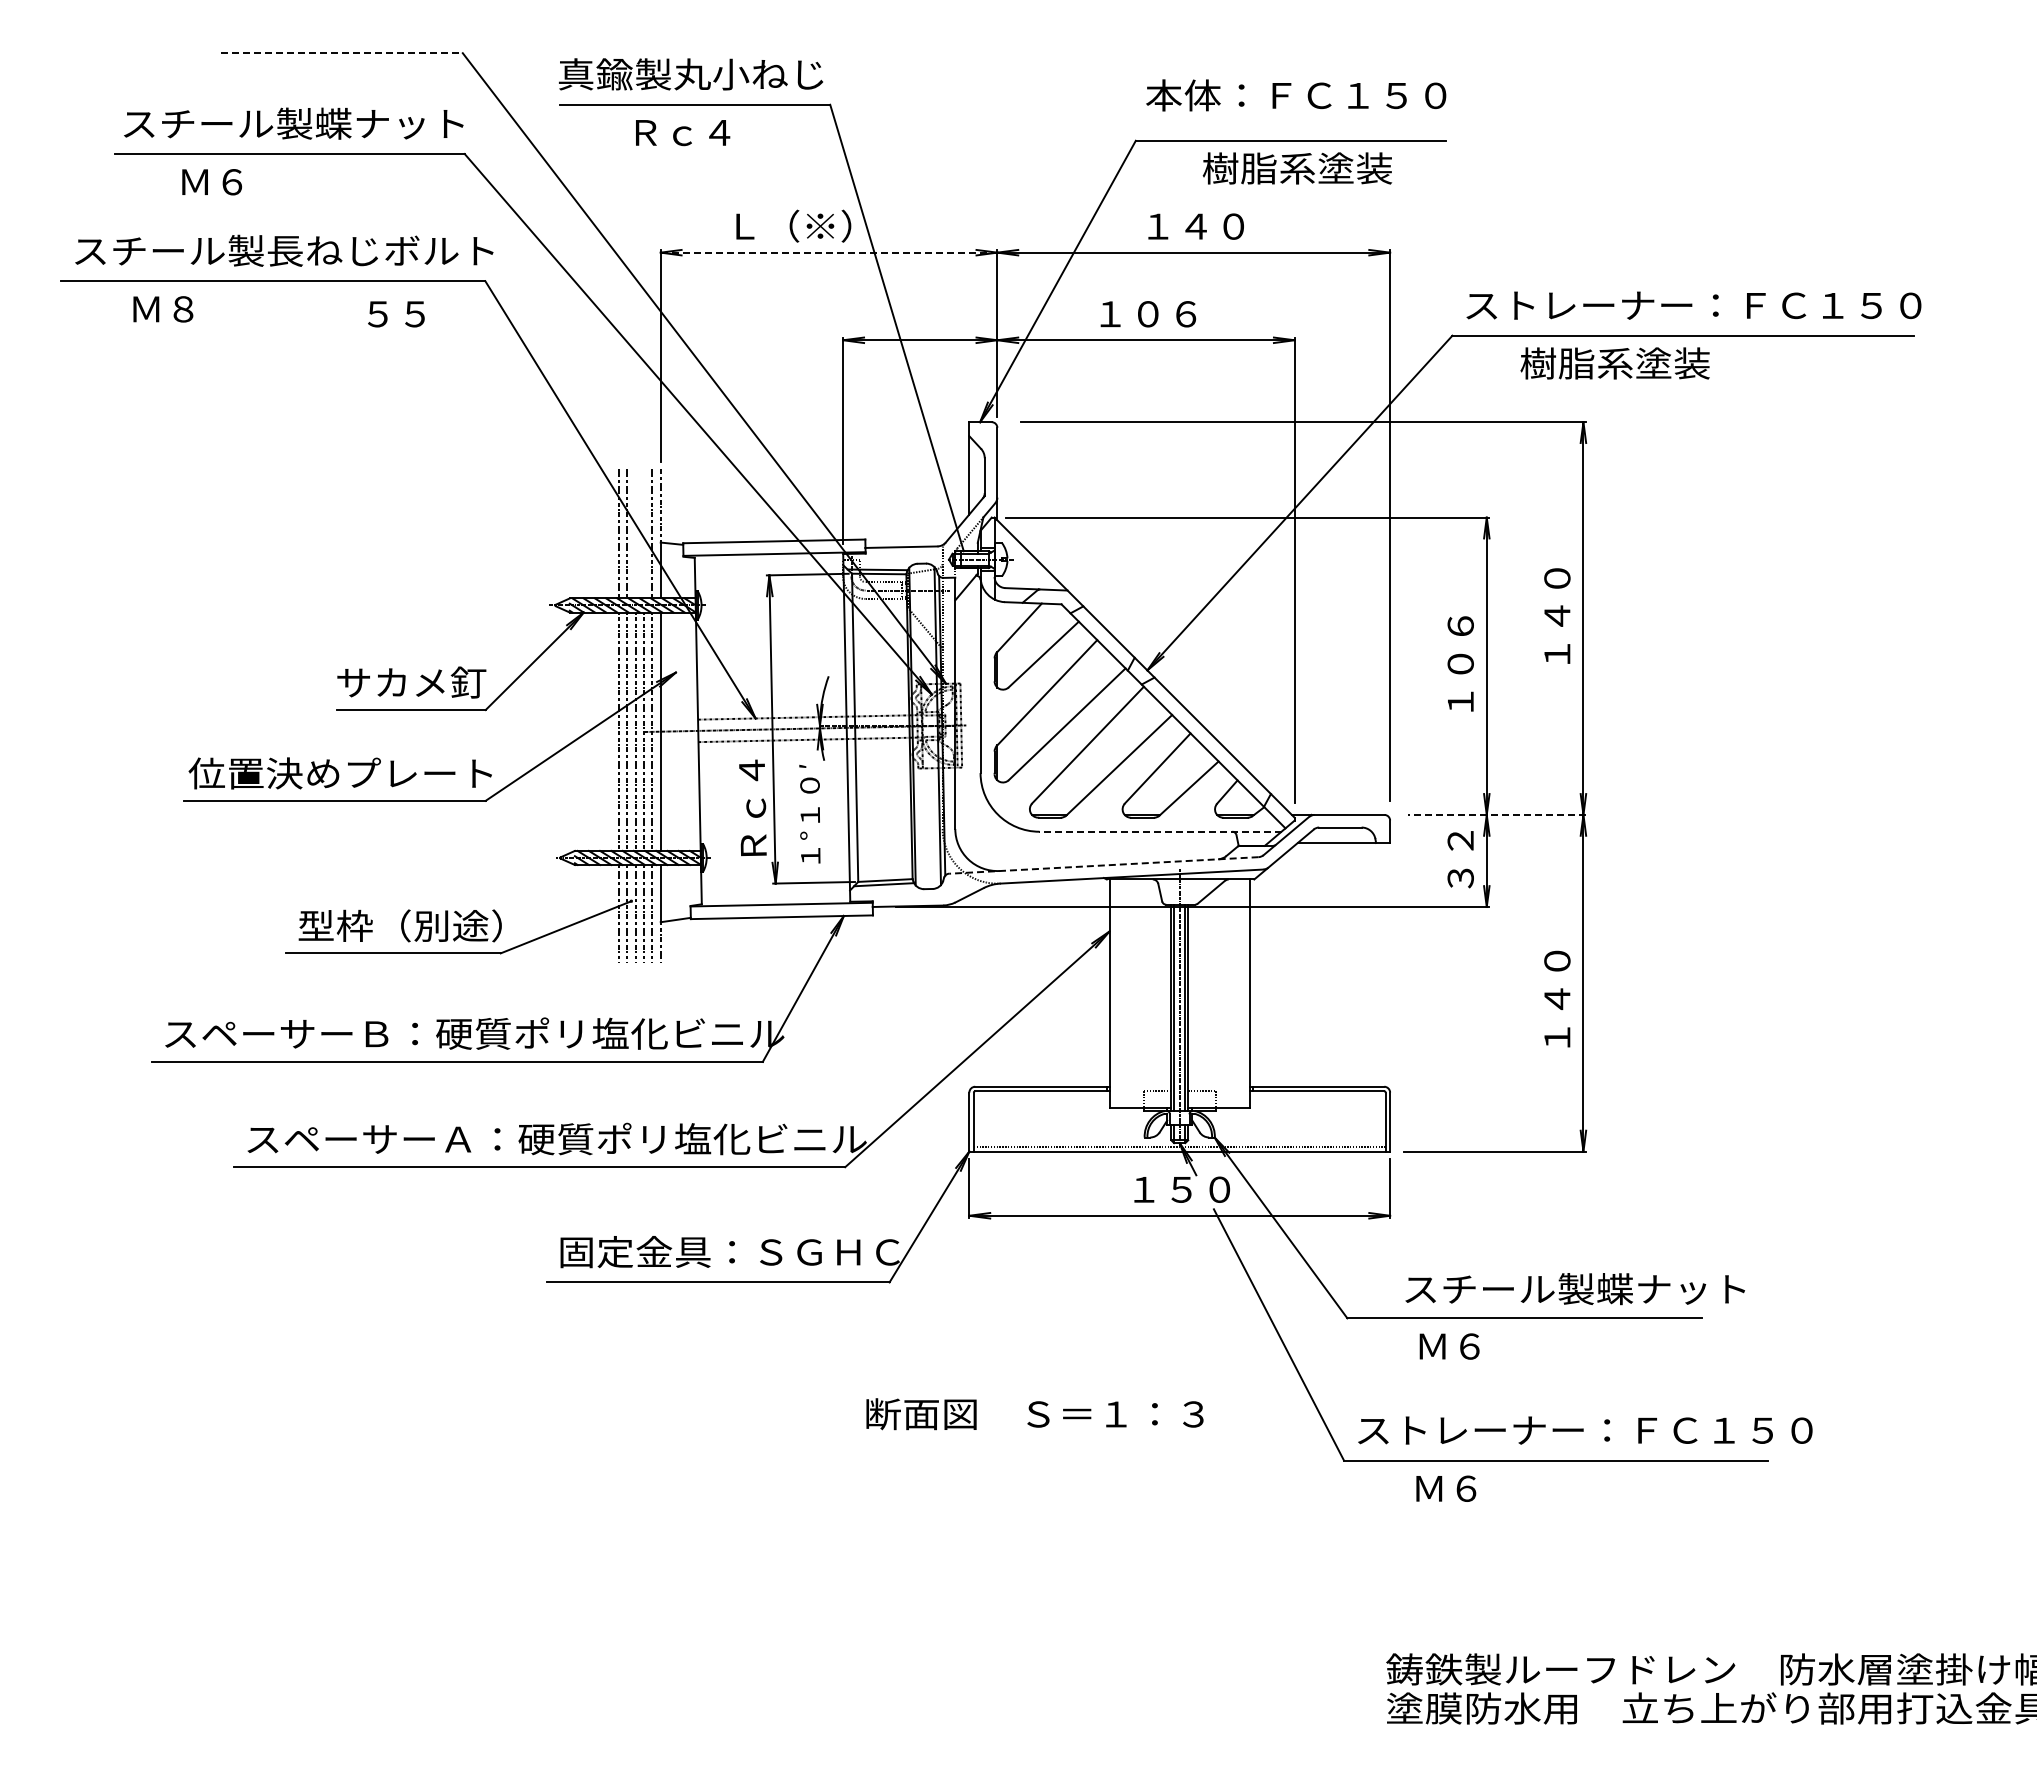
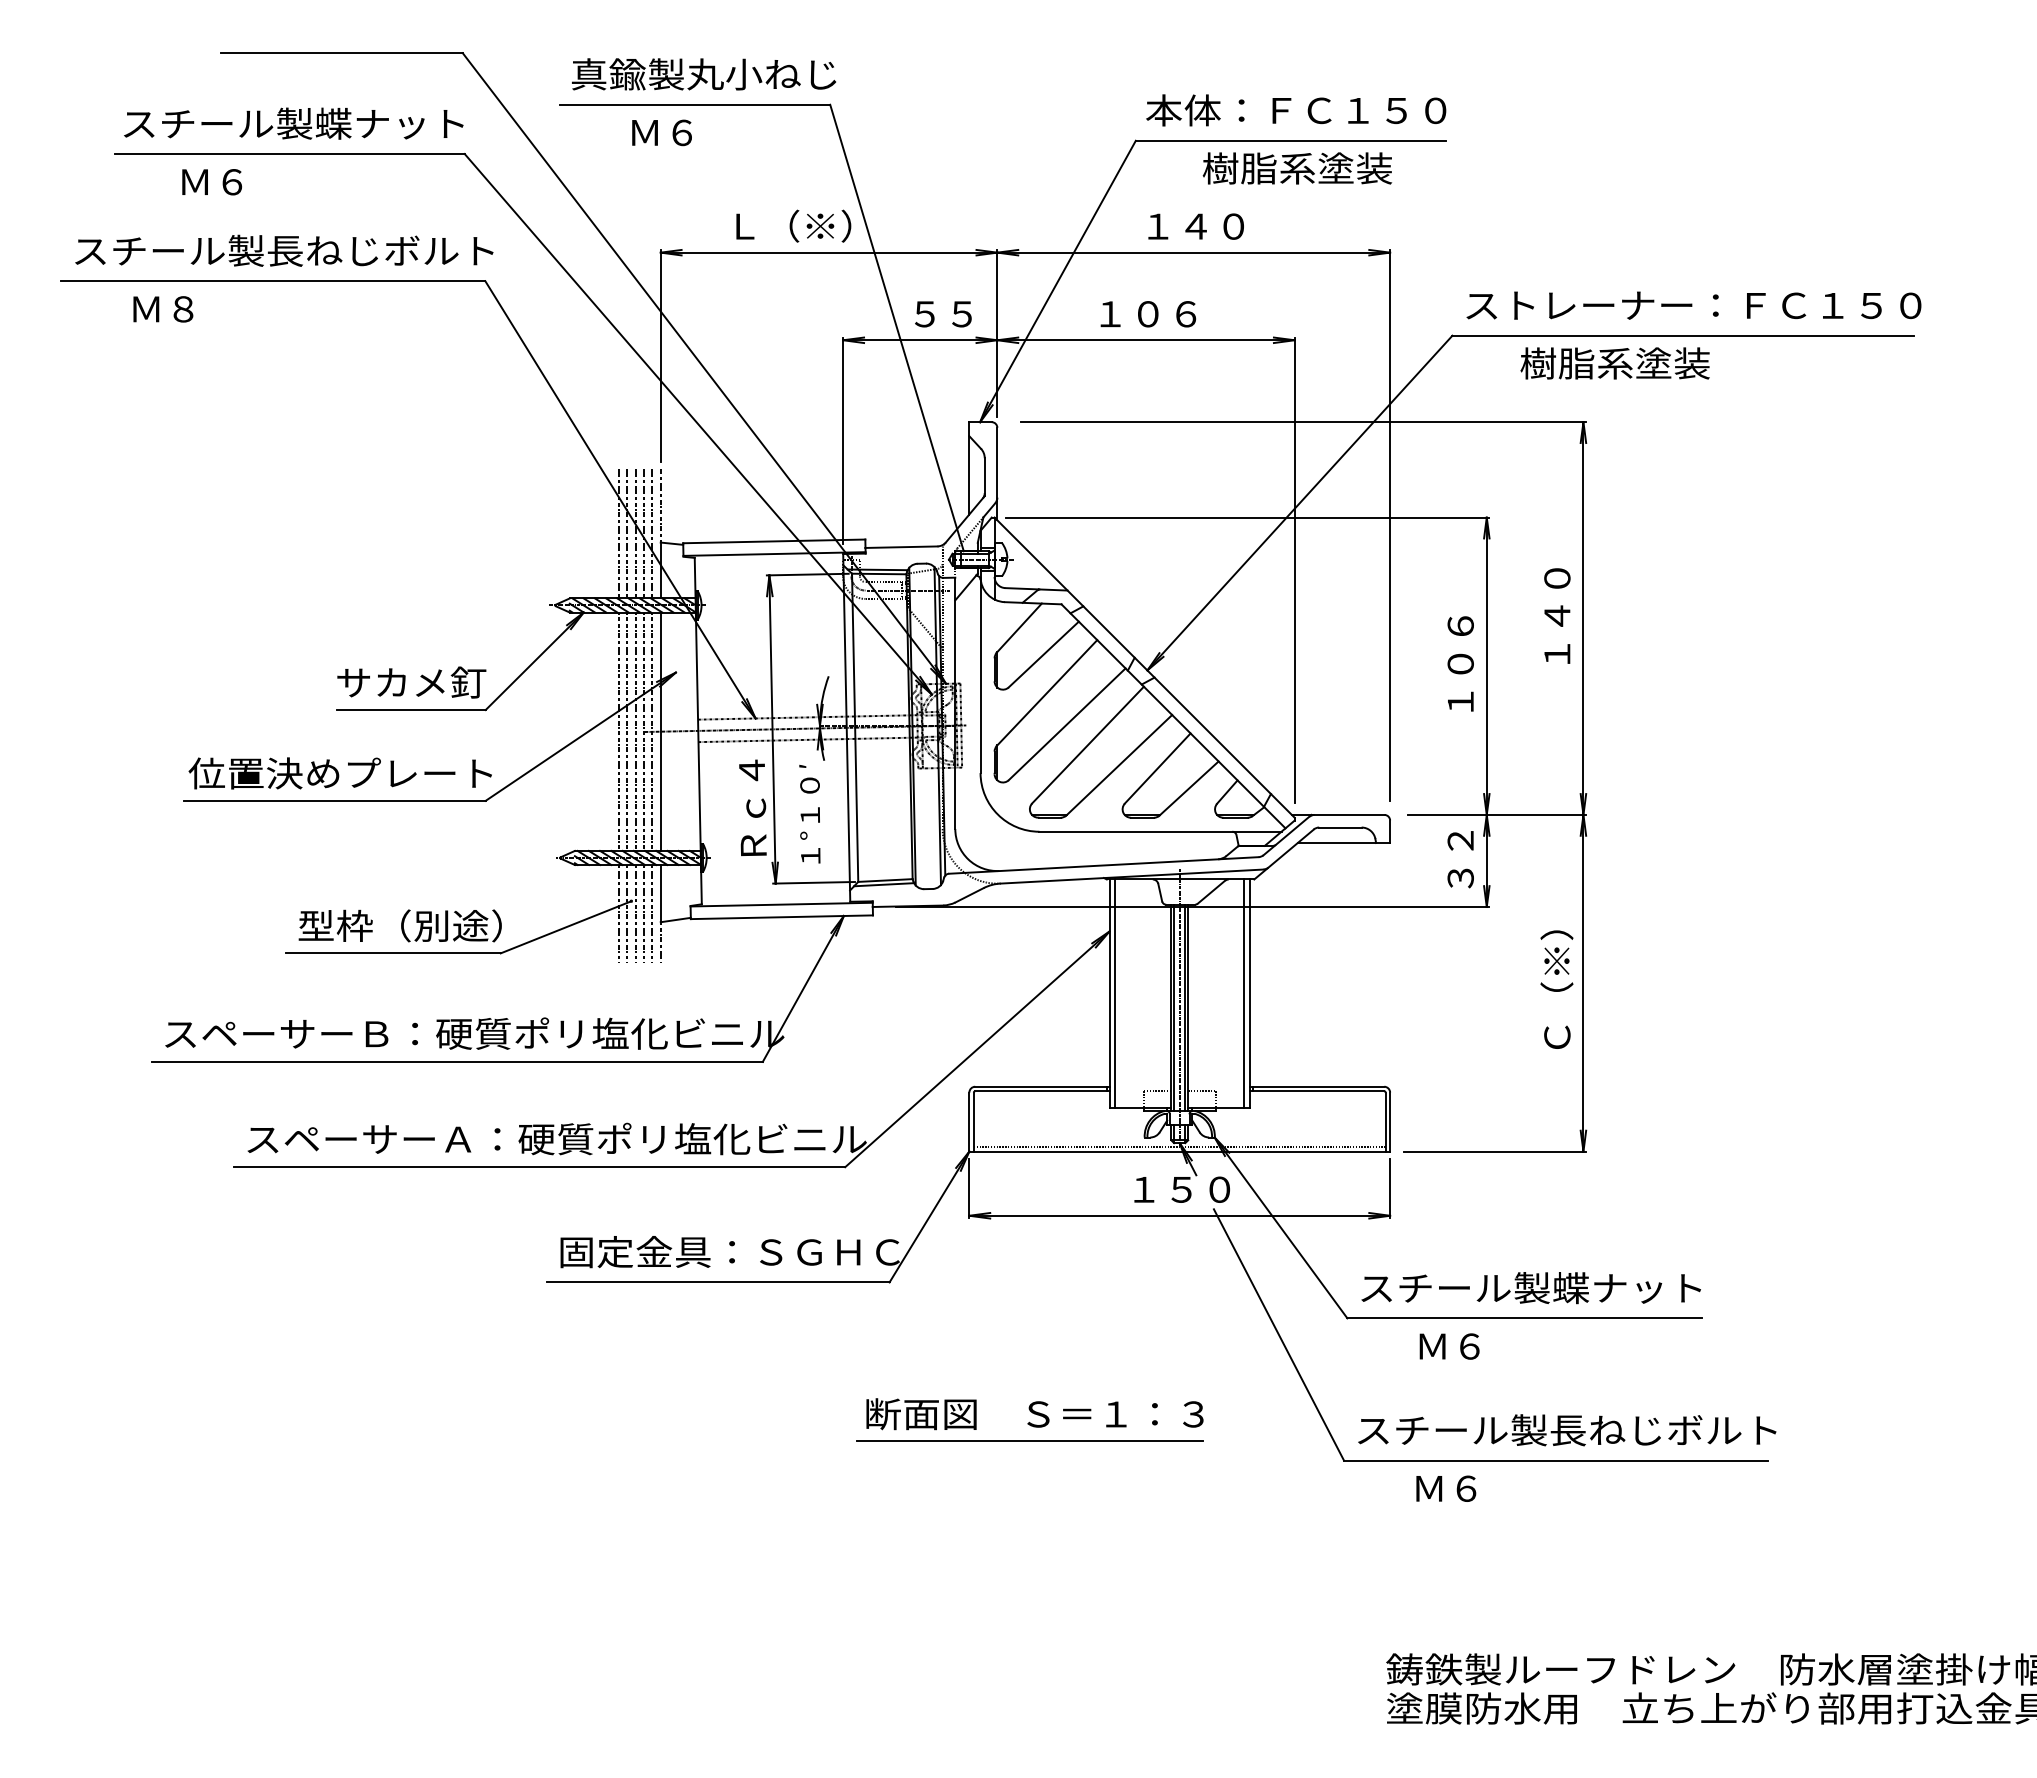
line: dashed -> solid (341, 53)
text position: (690, 74) -> (703, 74) (703, 74)
text position: (1296, 95) -> (1296, 110) (1296, 110)
text: Ｒｃ４ -> Ｍ６ (681, 132)
line: dashed -> solid (829, 252)
text position: (396, 314) -> (943, 314) (943, 314)
line: none -> present (635, 533)
line: none -> present (643, 533)
line: dashed -> solid (1497, 814)
line: dashed -> solid (1159, 831)
line: dashed -> solid (1103, 865)
text: １４０ -> Ｃ（※） (1556, 989)
line: none -> present (1115, 993)
line: none -> present (1244, 993)
text position: (1574, 1289) -> (1530, 1288) (1530, 1288)
text: ストレーナー：ＦＣ１５０ -> スチール製長ねじボルト (1604, 1430)
line: none -> present (1029, 1441)
